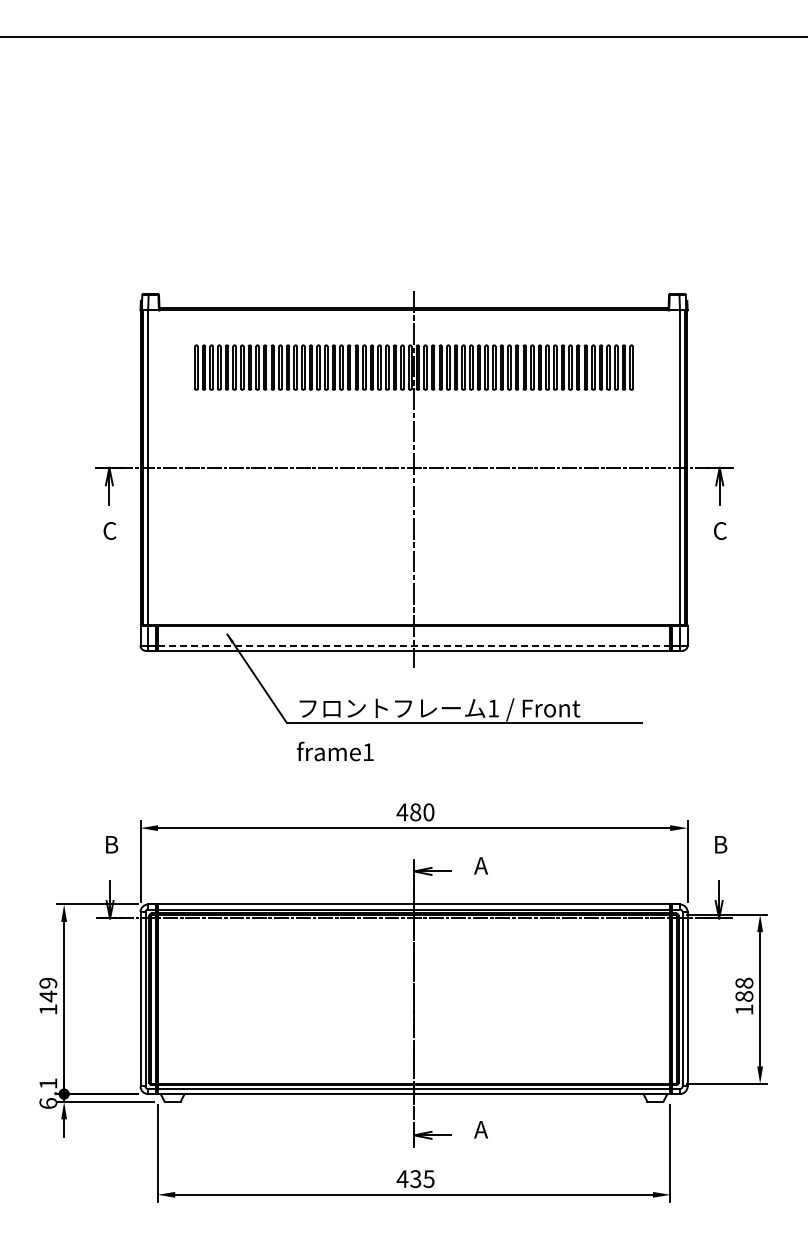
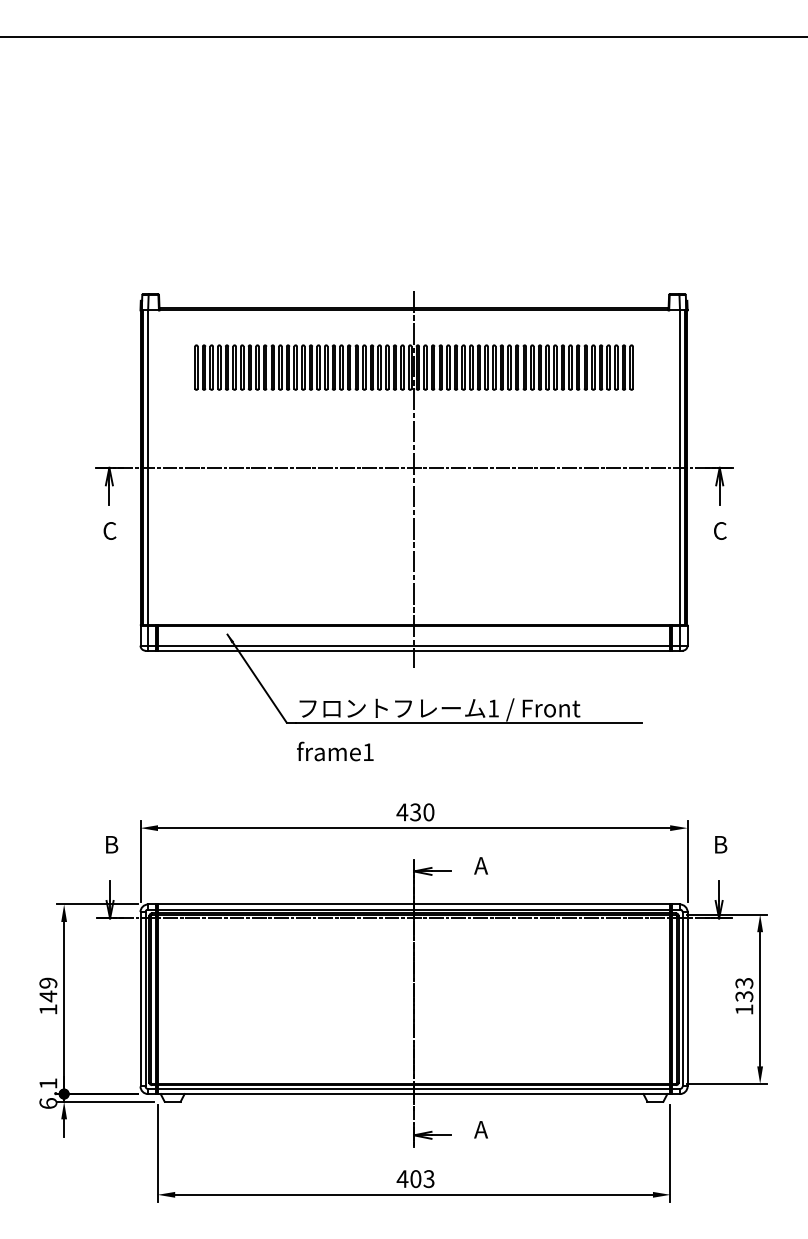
line: dashed -> solid (414, 645)
text: 480 -> 430 (415, 812)
text: 188 -> 133 (744, 989)
text: 435 -> 403 (422, 1178)
